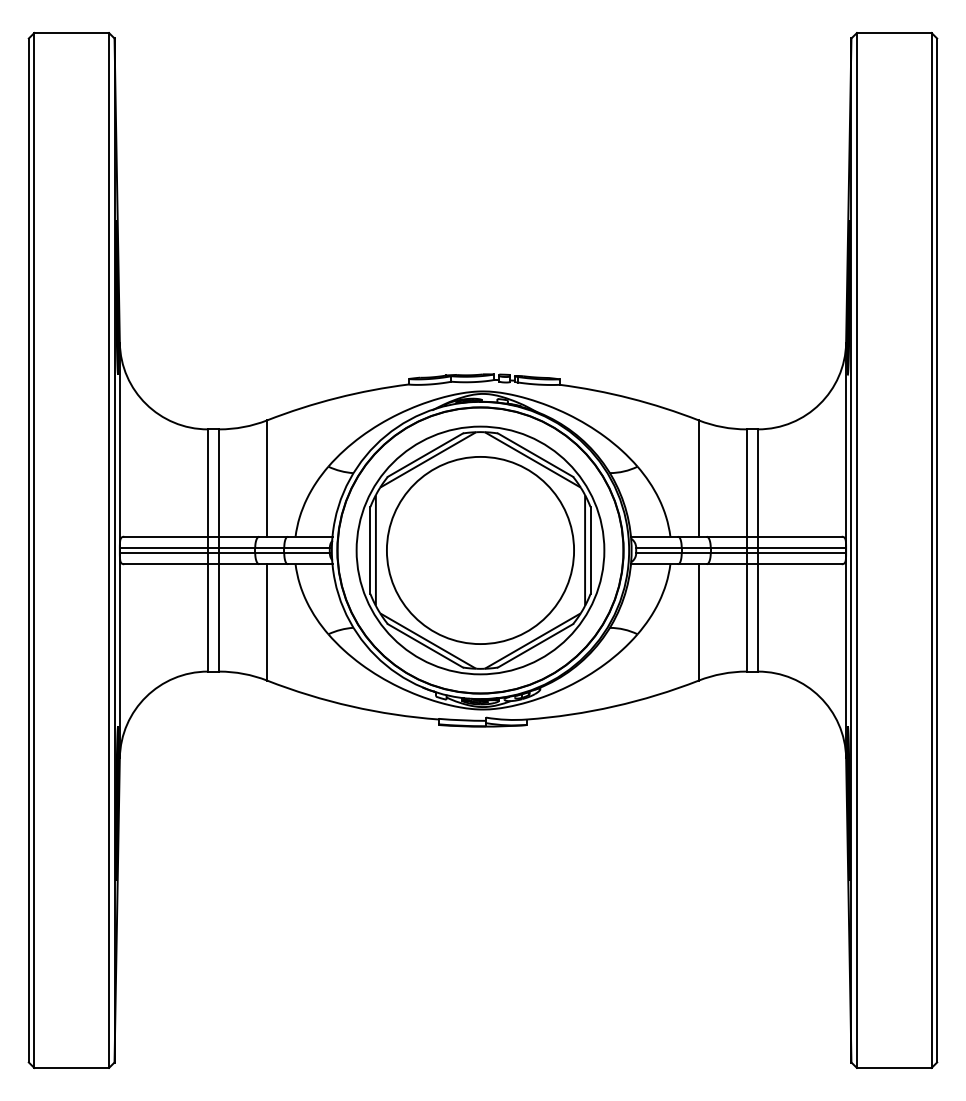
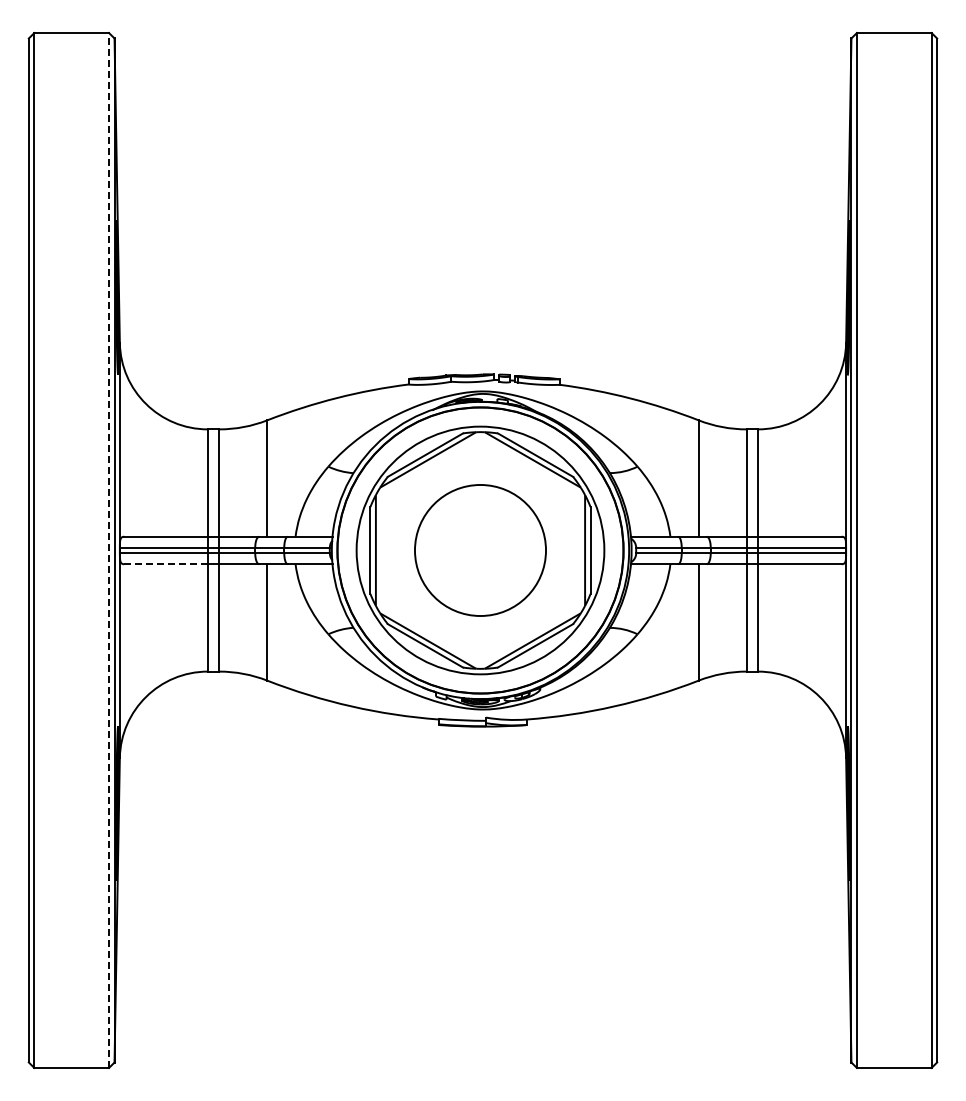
line: solid -> dashed (109, 550)
circle diameter: 187 px -> 131 px (480, 550)
line: solid -> dashed (166, 564)
